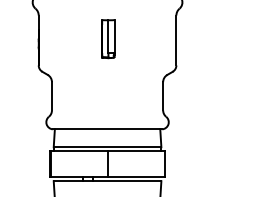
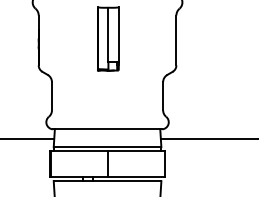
part size: 15x41 px -> 23x66 px (108, 38)
line: none -> present (28, 139)
line: none -> present (207, 139)
